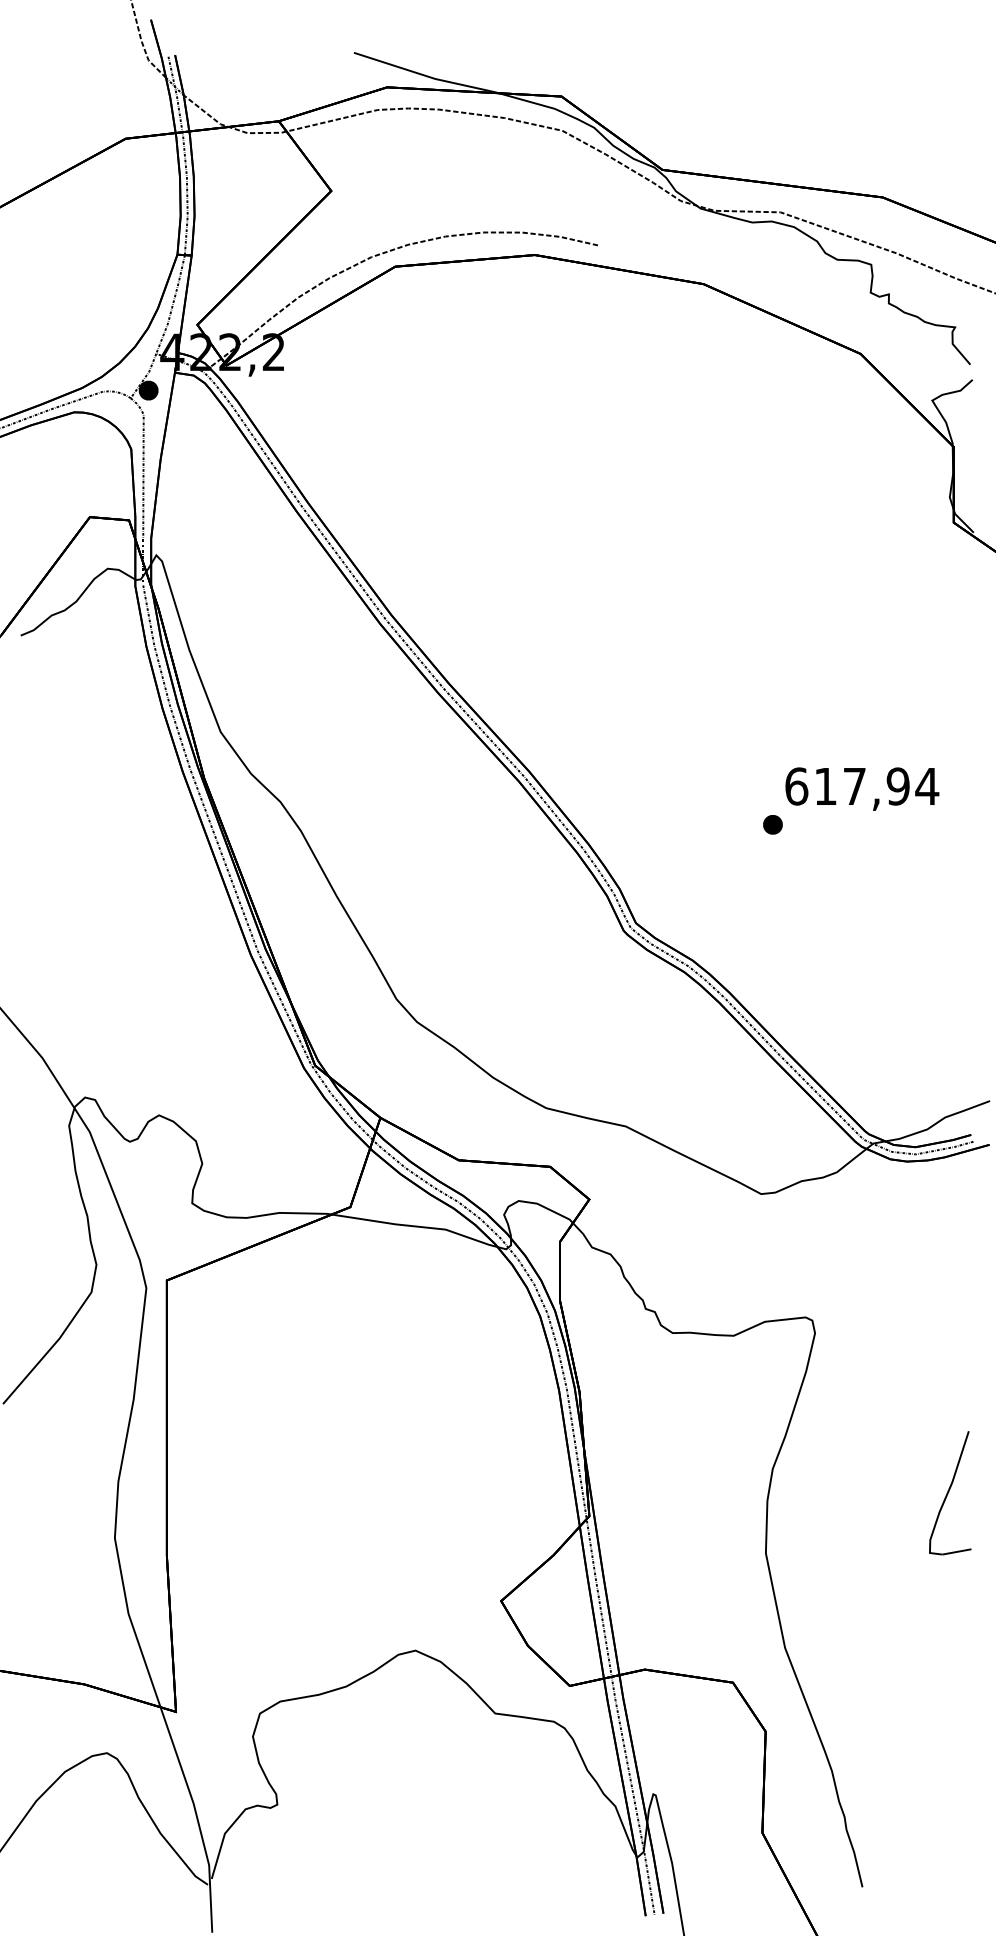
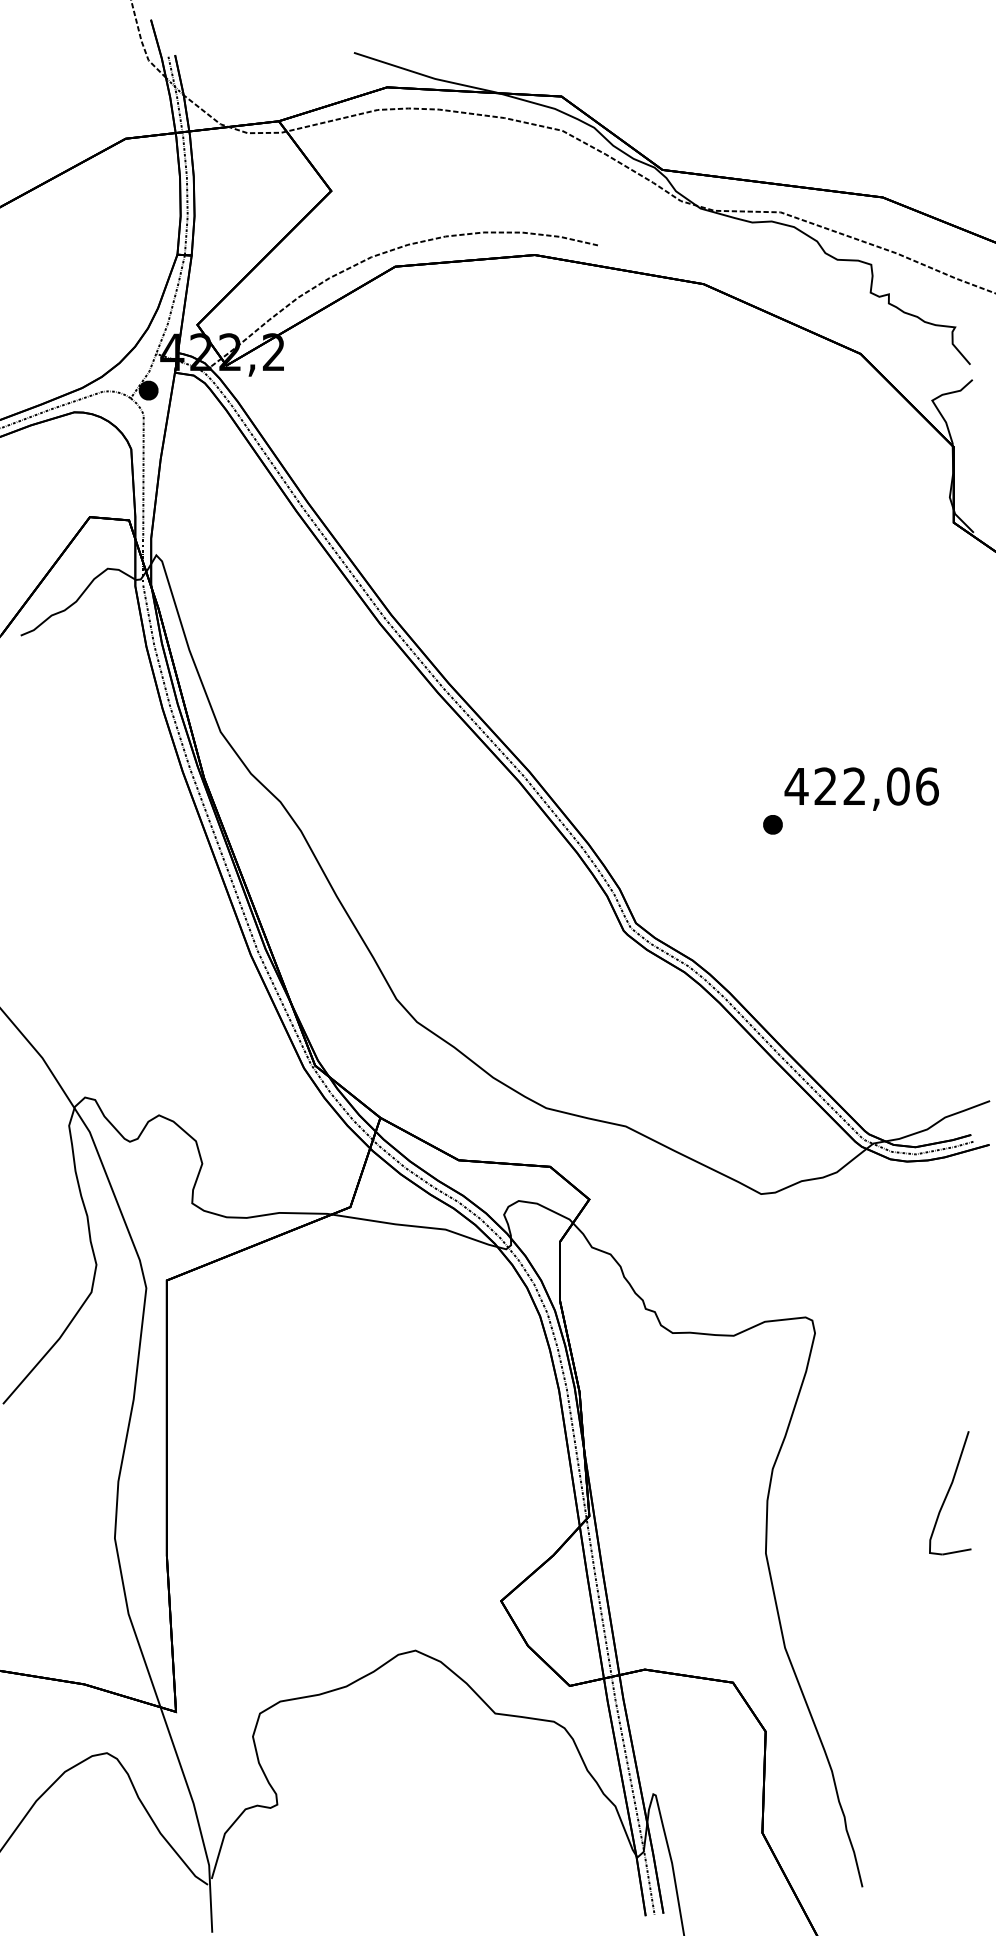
text: 617,94 -> 422,06 (861, 786)
